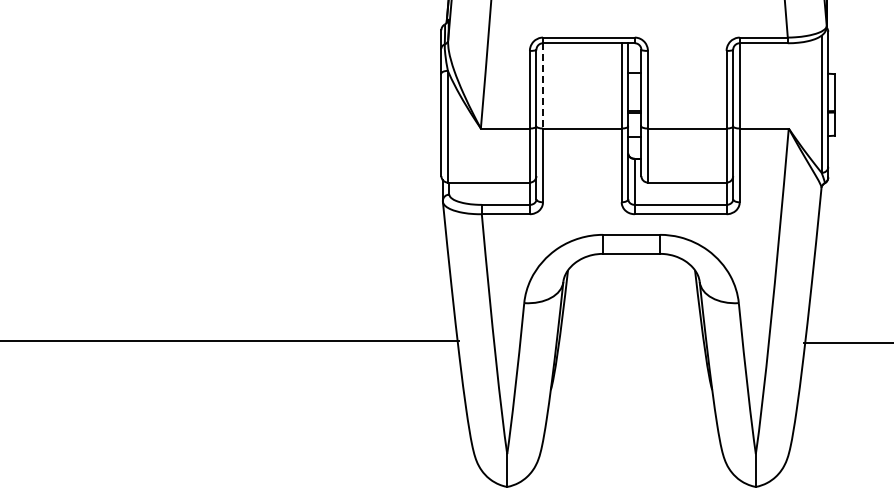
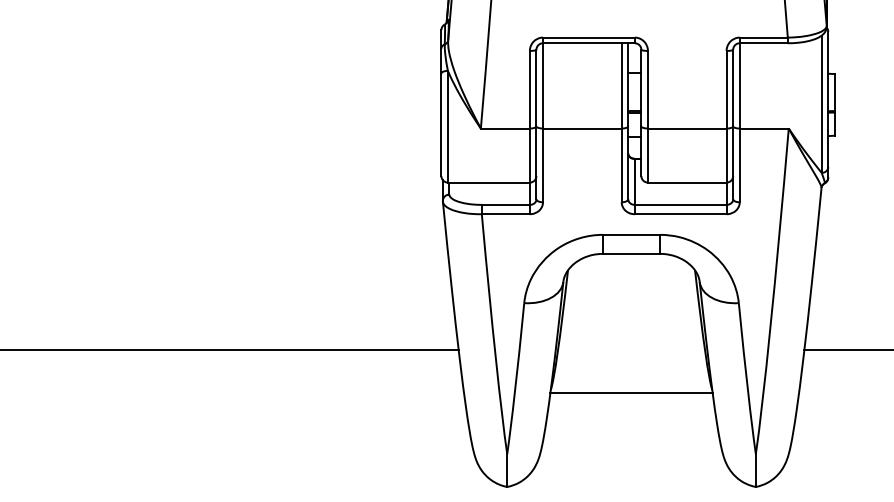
line: dashed -> solid (543, 85)
line position: (230, 341) -> (230, 350) (230, 350)
line position: (847, 343) -> (847, 350) (847, 350)
line: none -> present (631, 392)
